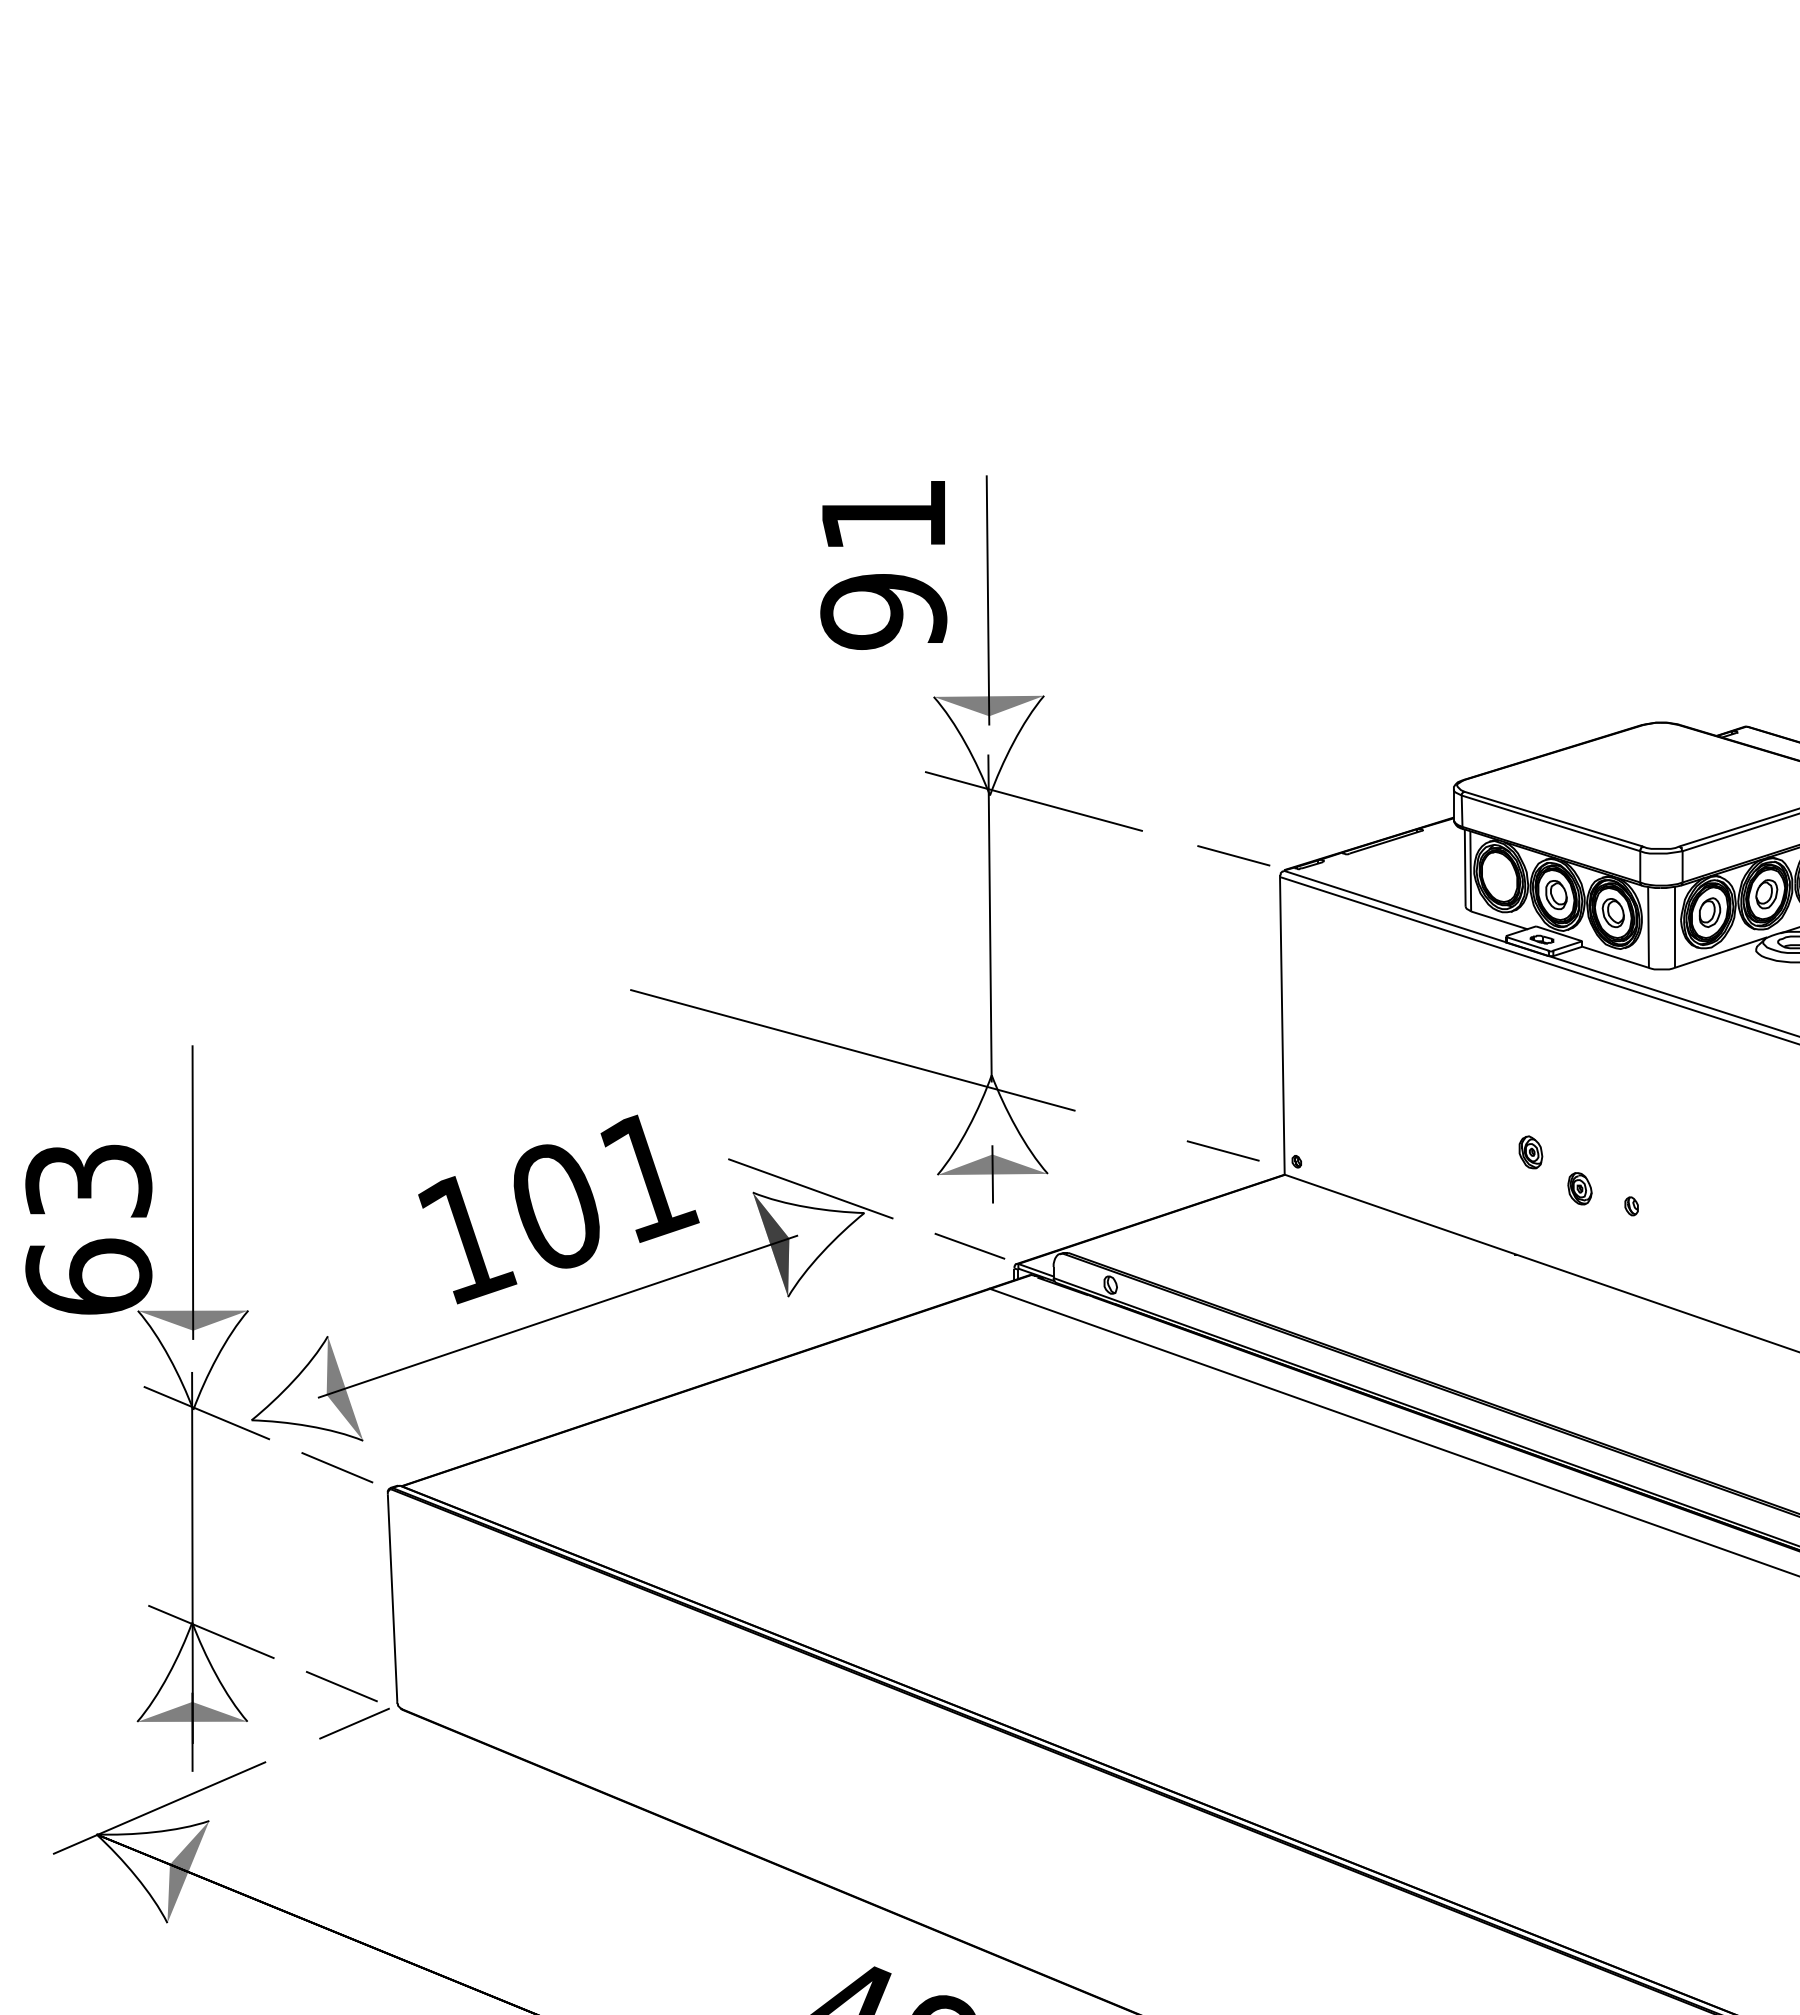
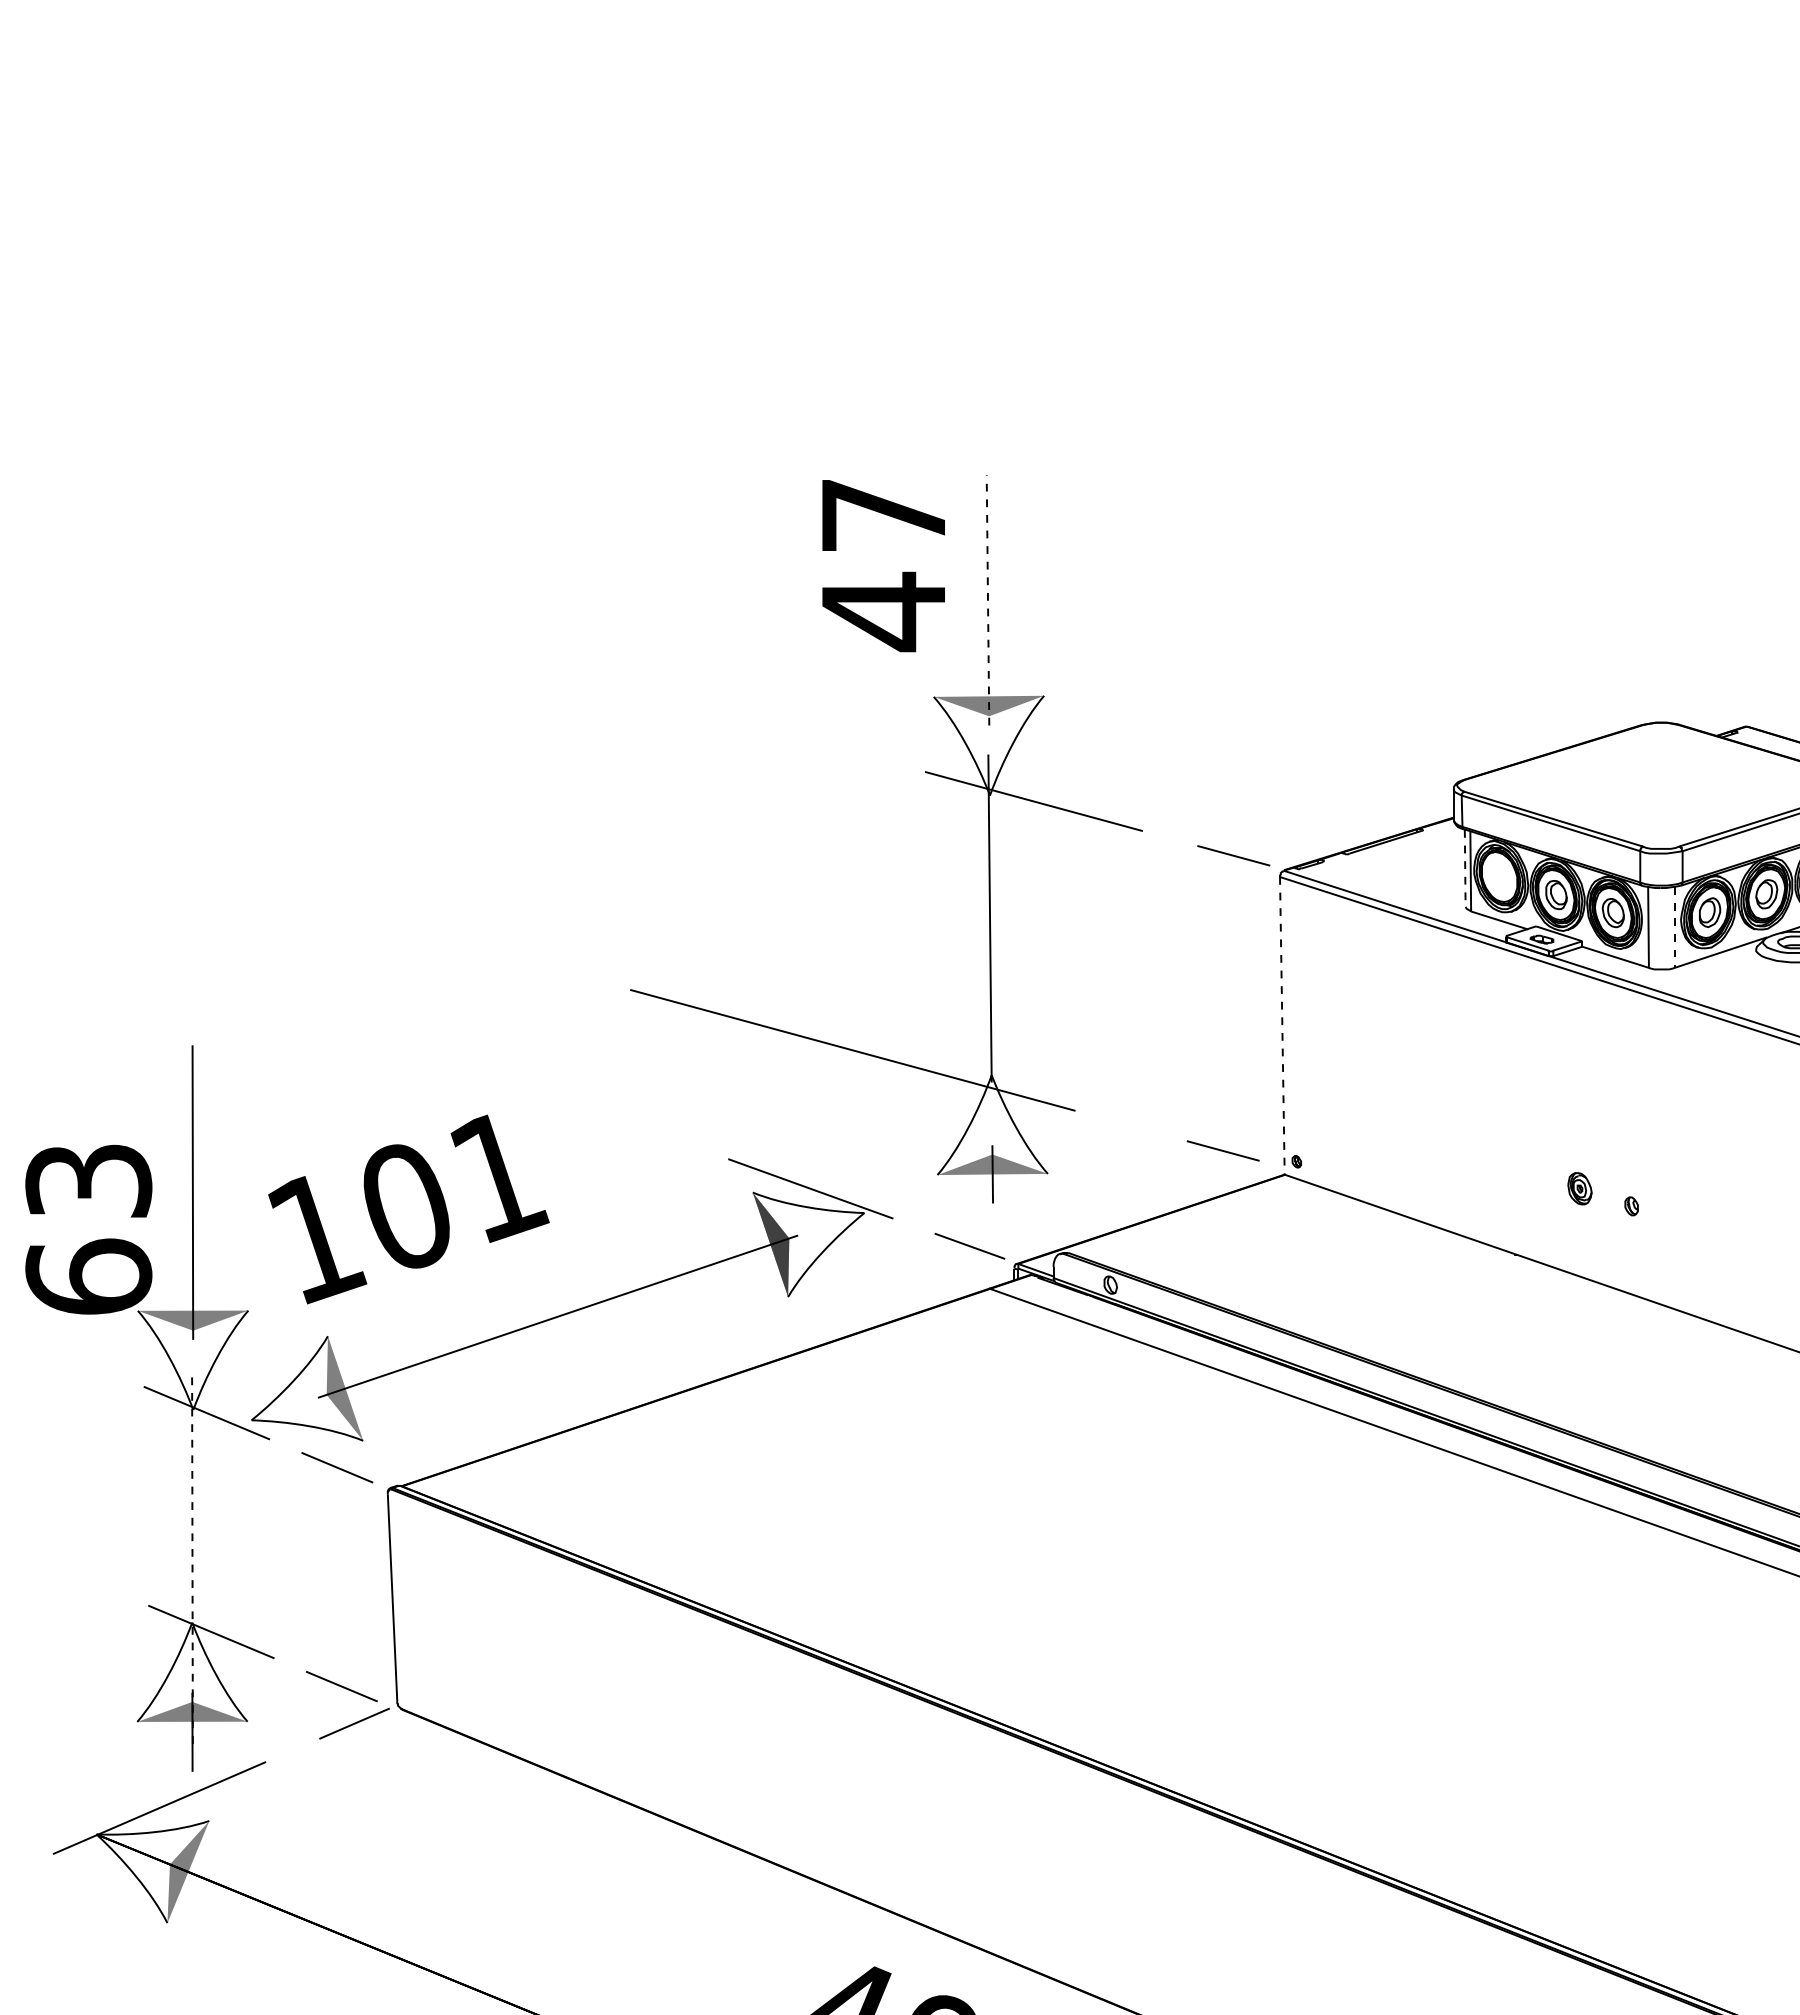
text: 91 -> 47 (883, 566)
line: solid -> dashed (988, 599)
line: solid -> dashed (1465, 868)
line: solid -> dashed (1674, 928)
line: solid -> dashed (1282, 1025)
part: present -> none (1530, 1152)
text position: (558, 1209) -> (408, 1209) (408, 1209)
line: solid -> dashed (192, 1557)
